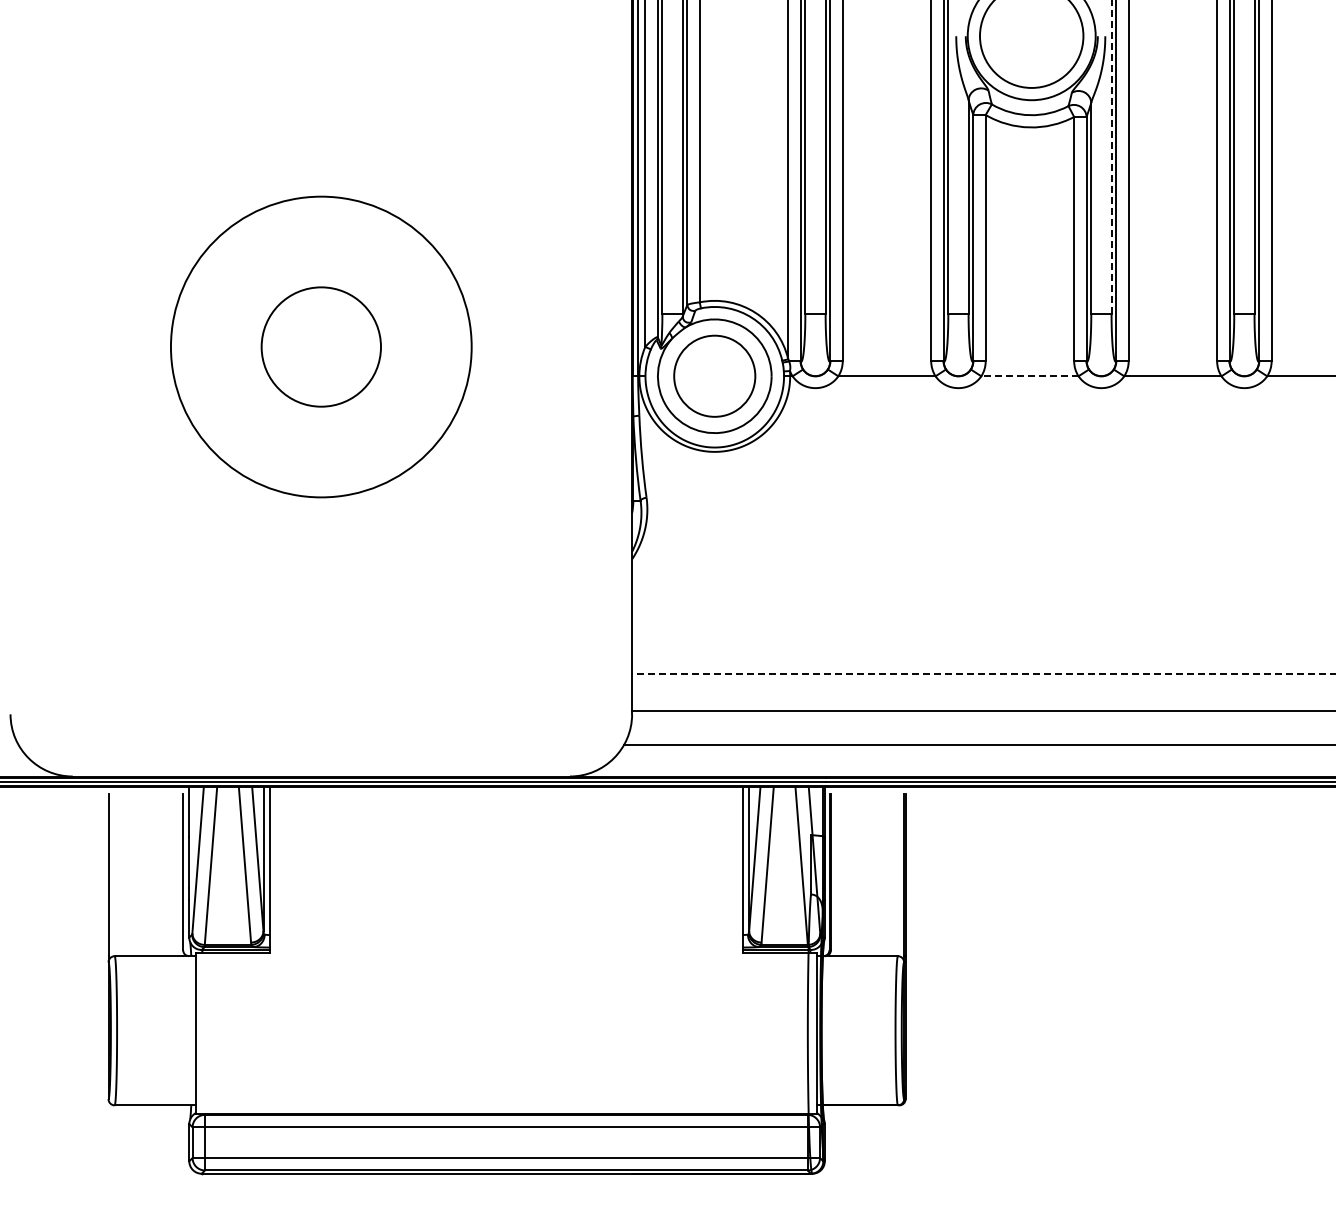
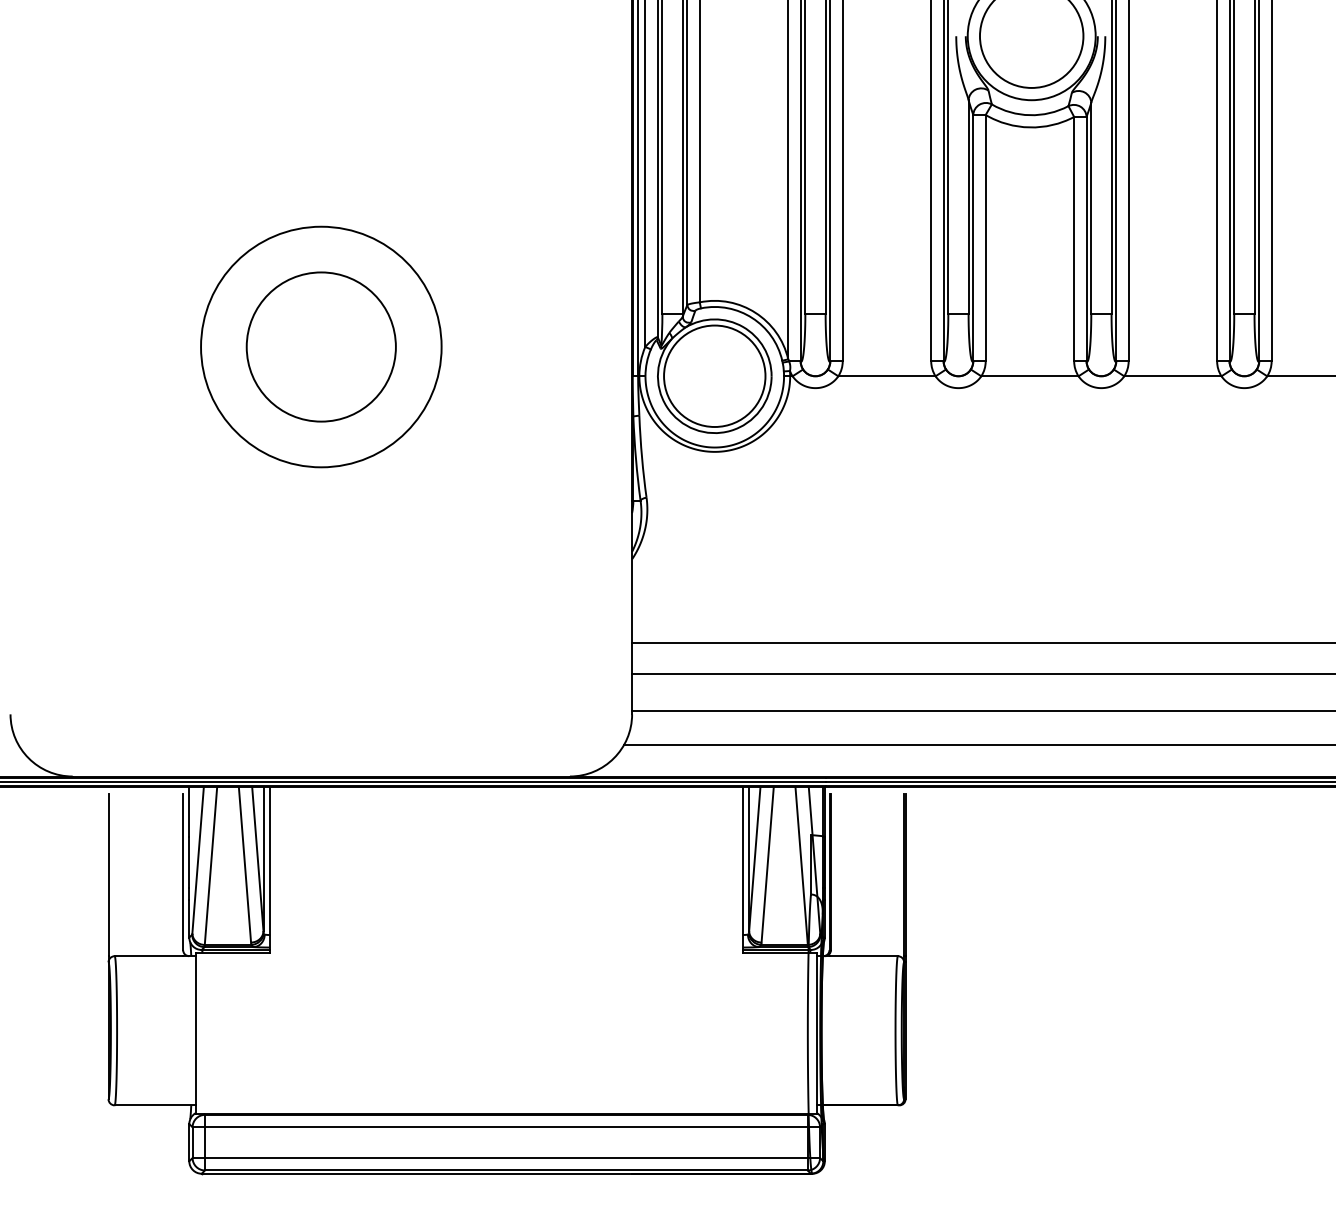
line: dashed -> solid (1111, 157)
circle diameter: 301 px -> 241 px (321, 346)
circle diameter: 119 px -> 149 px (320, 346)
circle diameter: 81 px -> 101 px (714, 376)
line: dashed -> solid (1029, 376)
line: none -> present (982, 643)
line: dashed -> solid (983, 673)
